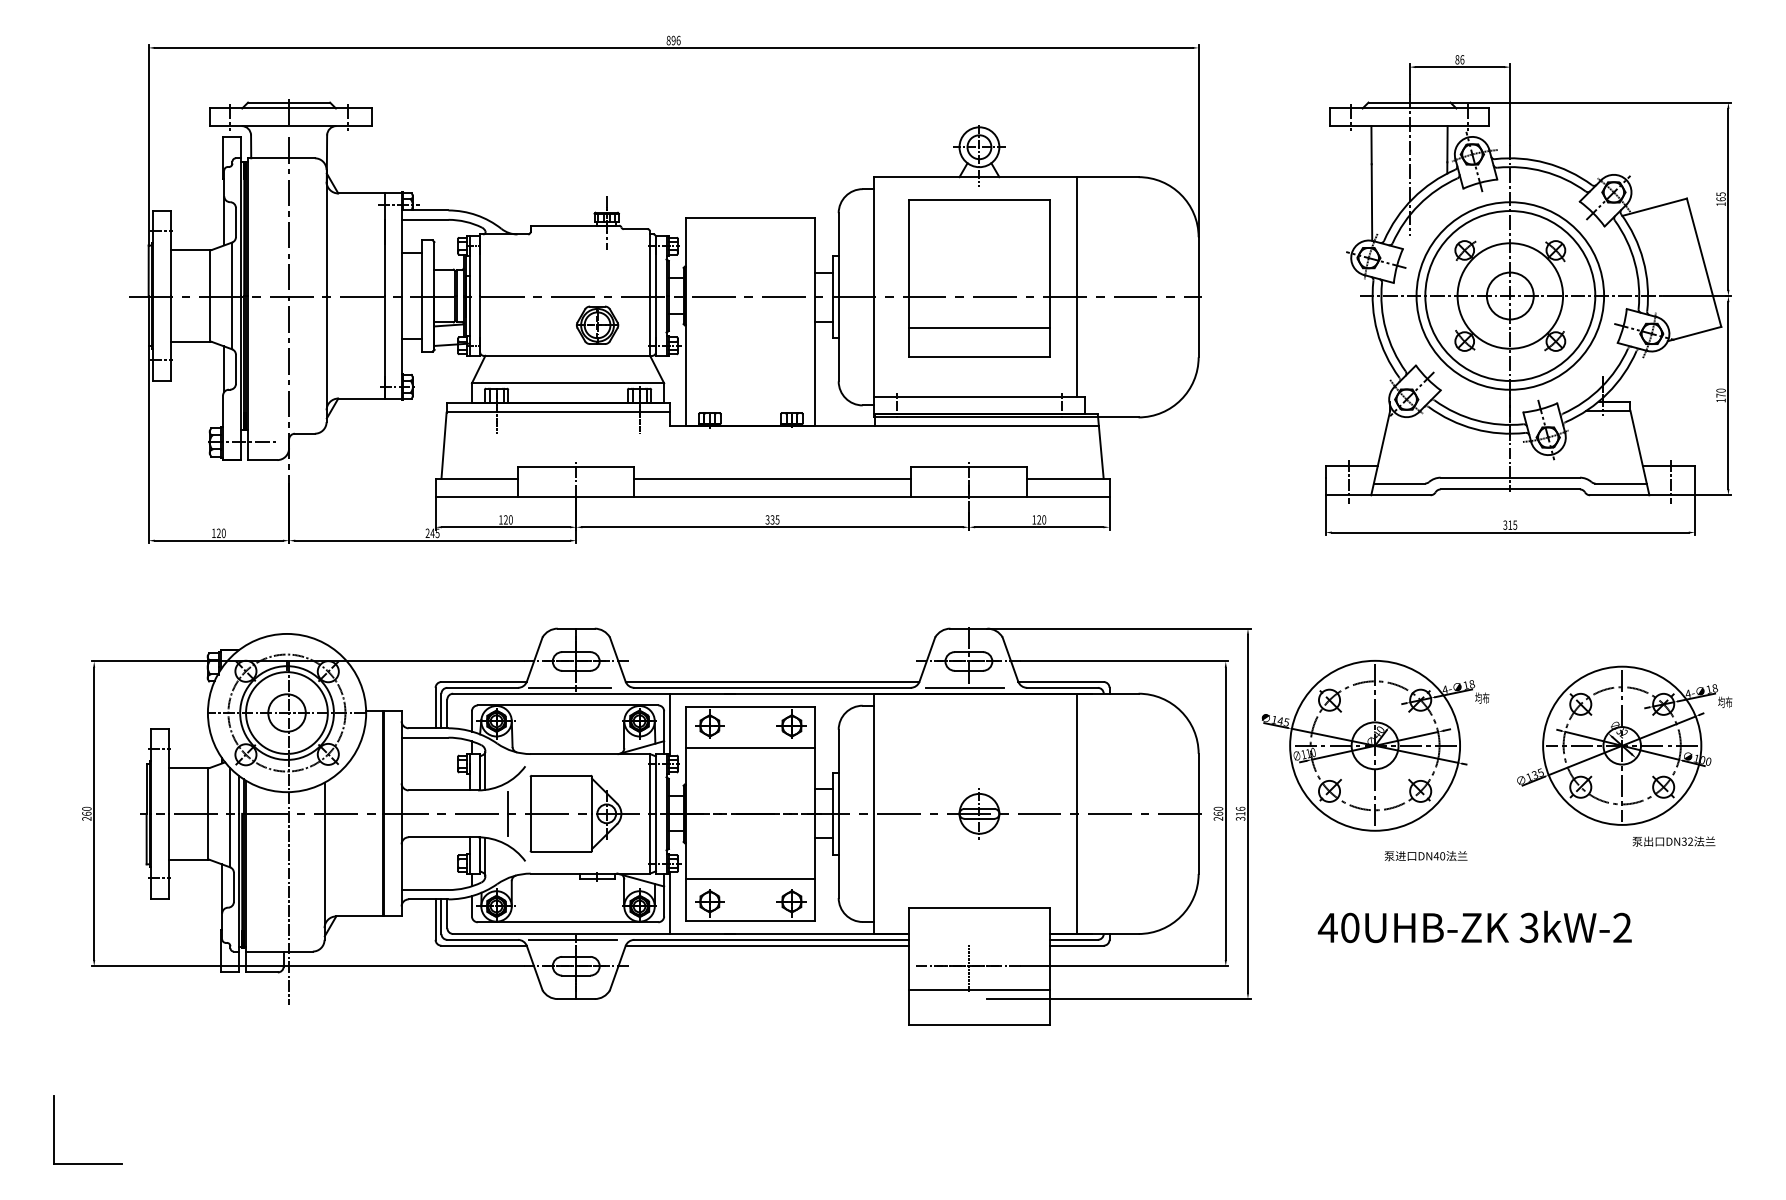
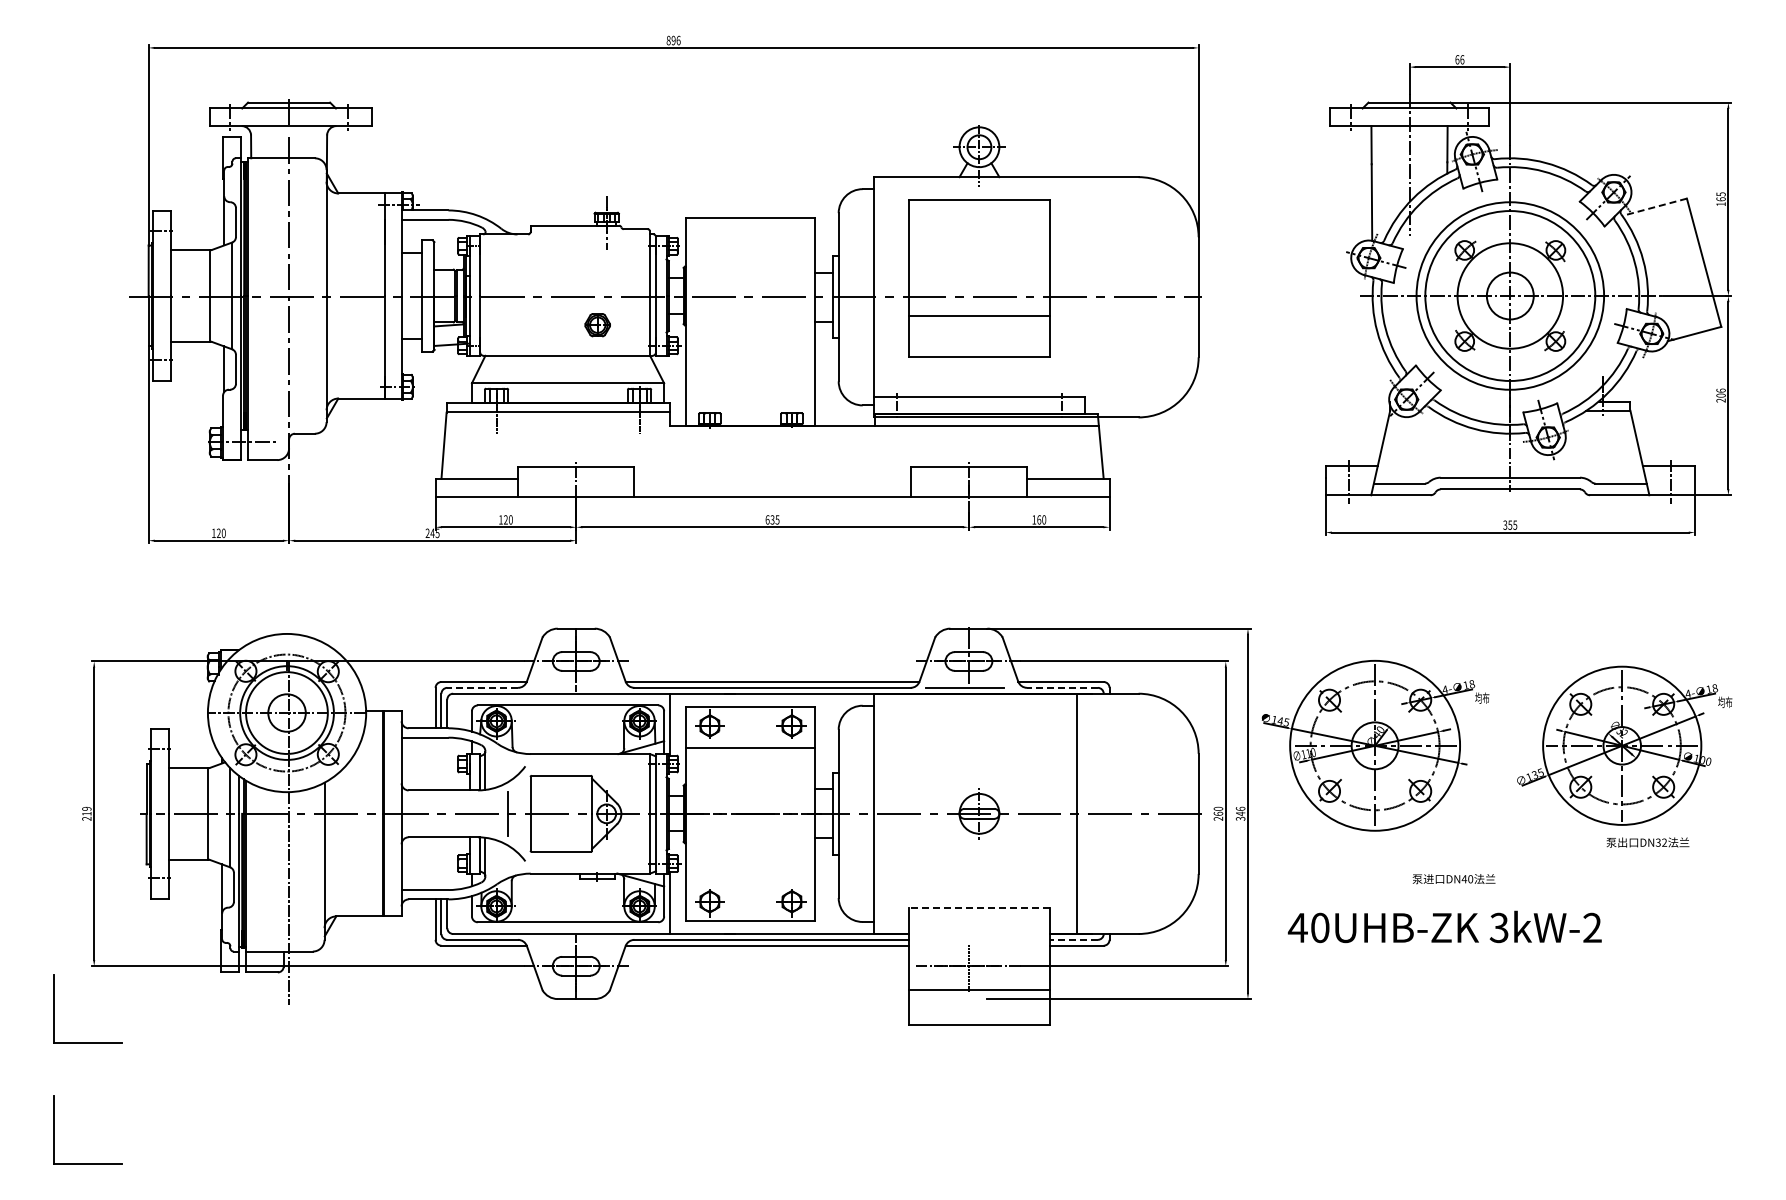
text: 86 -> 66 (1457, 59)
line: solid -> dashed (1654, 207)
line: present -> none (1077, 286)
part size: 44x40 px -> 27x25 px (597, 325)
line position: (979, 328) -> (979, 316) (979, 316)
text: 170 -> 206 (1720, 395)
line: present -> none (772, 478)
text: 335 -> 635 (767, 519)
text: 120 -> 160 (1039, 519)
text: 315 -> 355 (1510, 524)
line: solid -> dashed (482, 687)
line: present -> none (569, 687)
line: solid -> dashed (1062, 687)
text: 260 -> 219 (86, 811)
text: 316 -> 346 (1240, 813)
text position: (1673, 841) -> (1647, 842) (1647, 842)
text position: (1425, 856) -> (1453, 879) (1453, 879)
line: present -> none (750, 879)
line: solid -> dashed (978, 907)
text position: (1474, 926) -> (1444, 926) (1444, 926)
line: present -> none (572, 939)
line: solid -> dashed (1073, 939)
part: none -> present (54, 1008)
